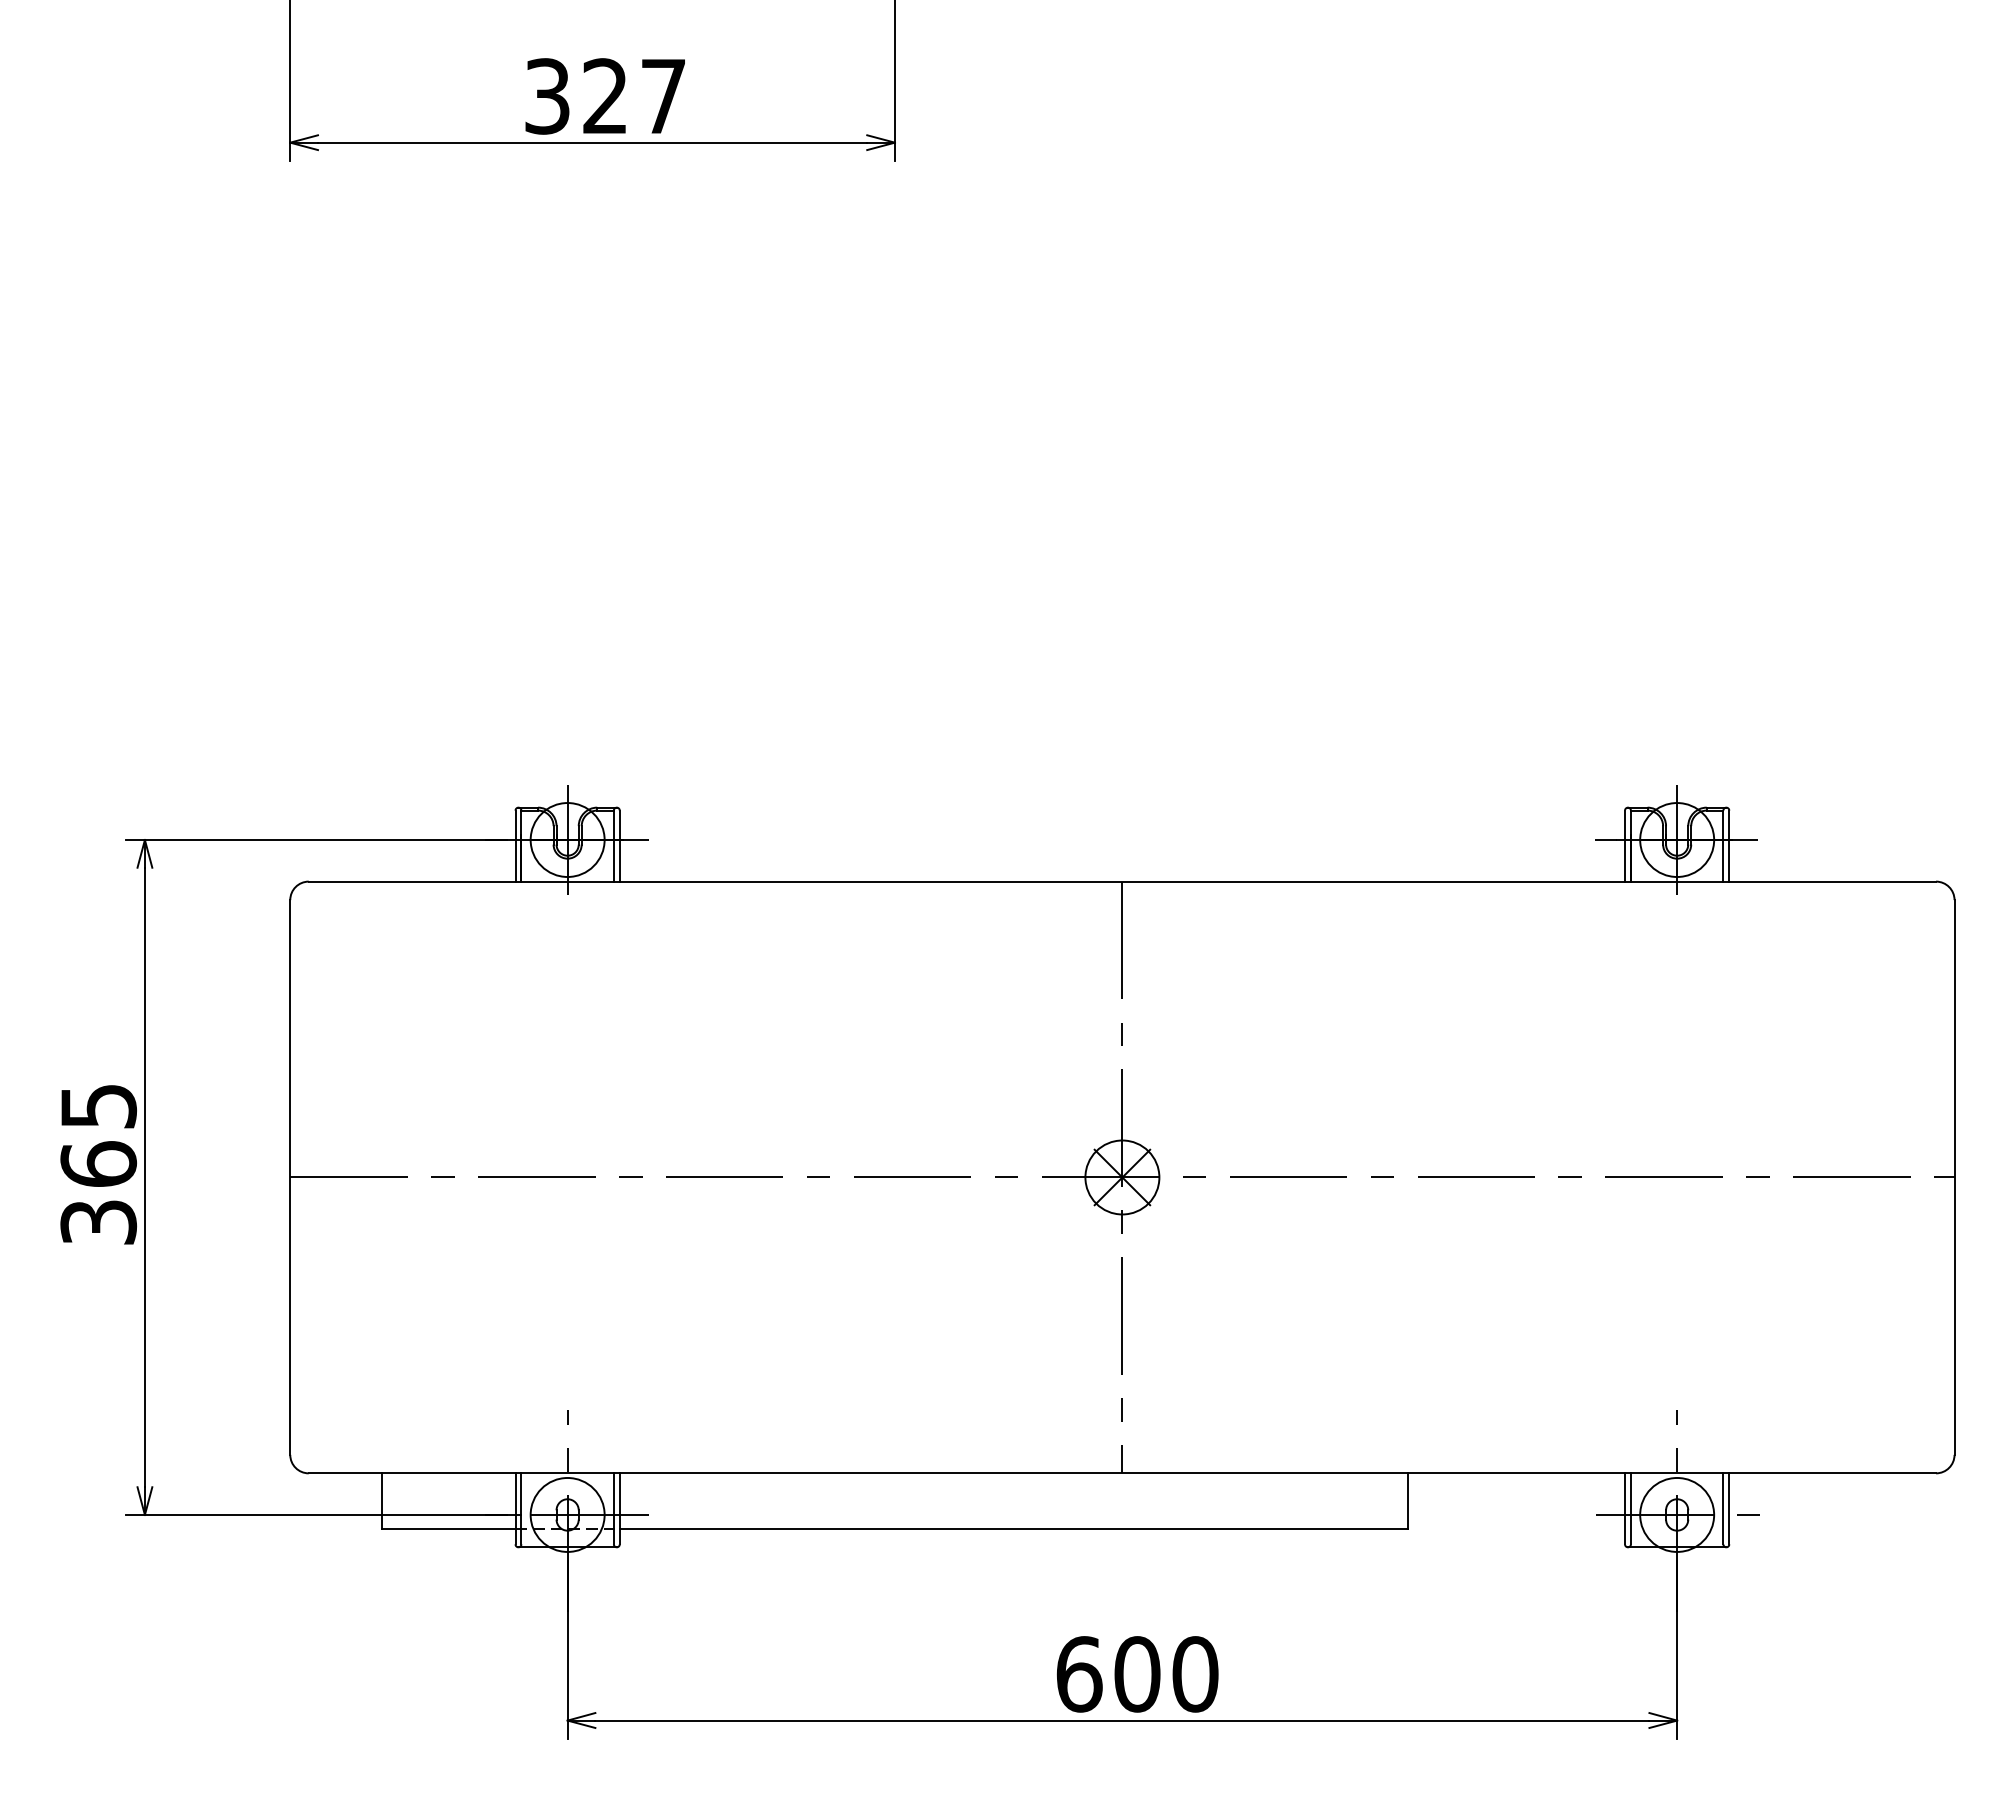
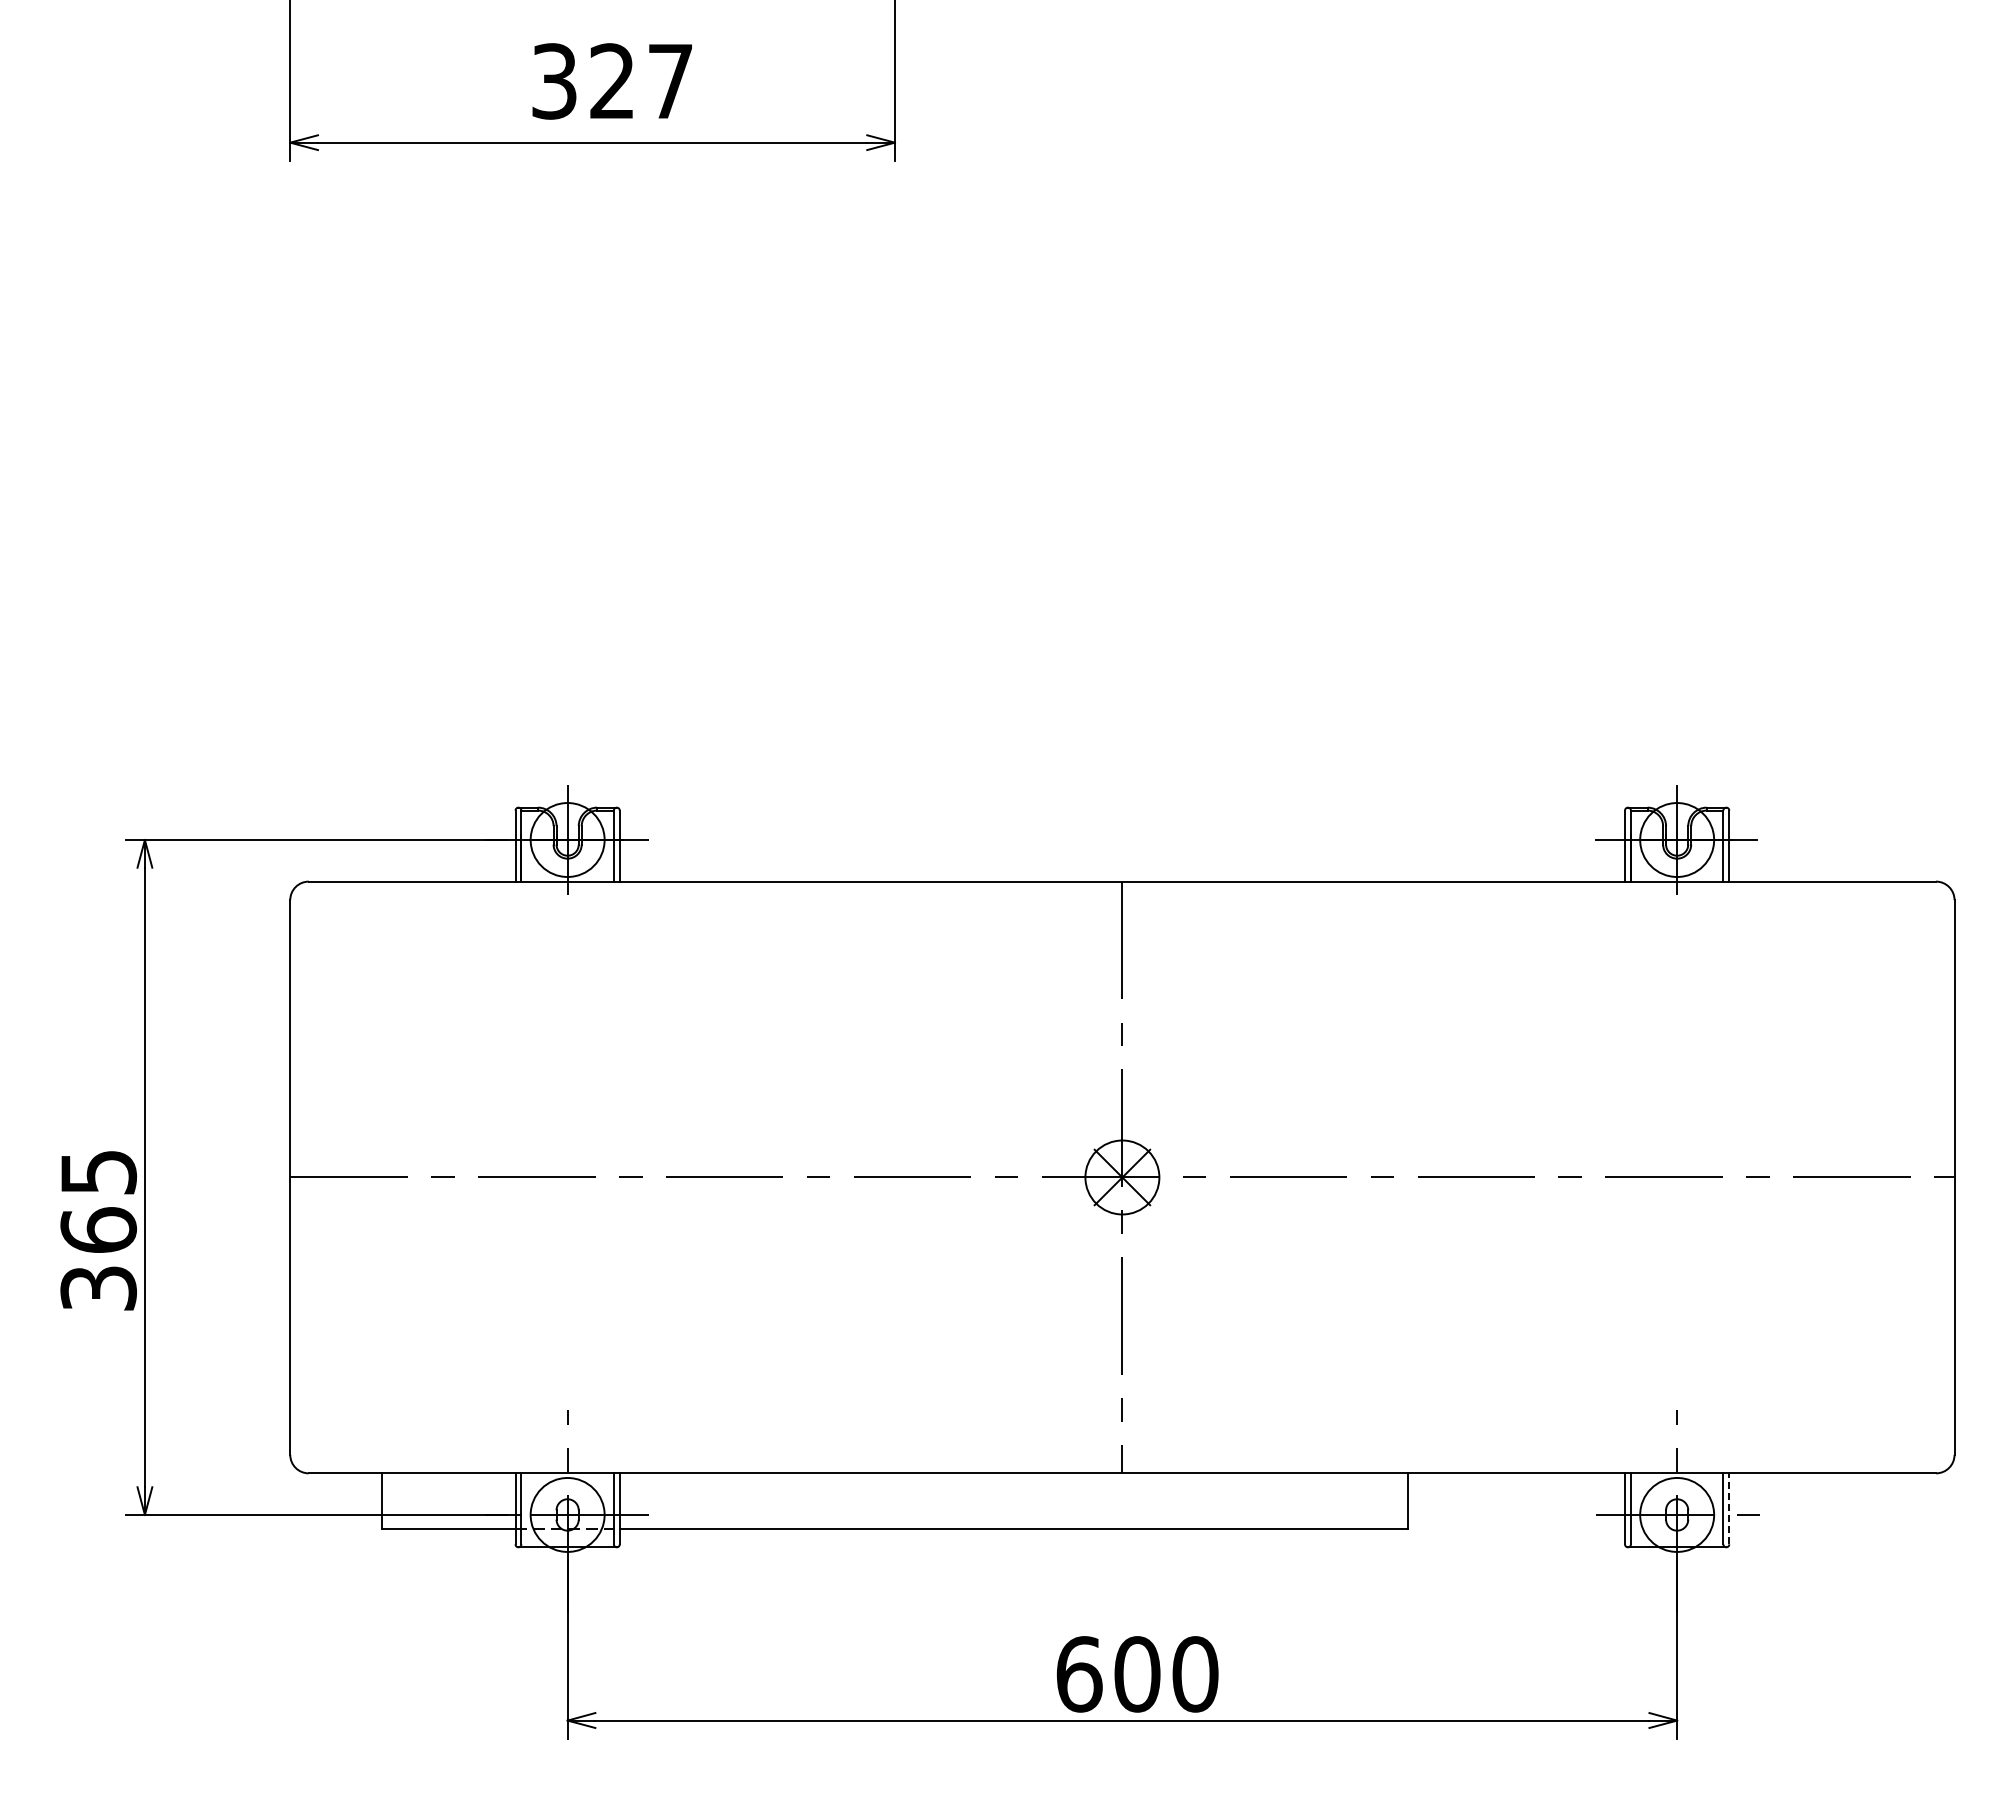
text position: (604, 96) -> (611, 81) (611, 81)
text position: (98, 1164) -> (98, 1230) (98, 1230)
line: solid -> dashed (1729, 1508)
